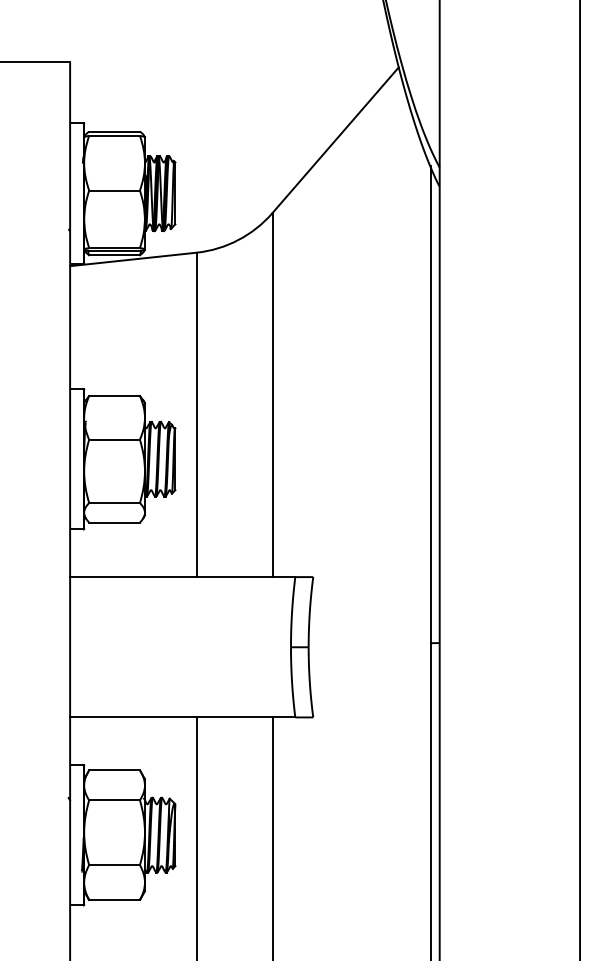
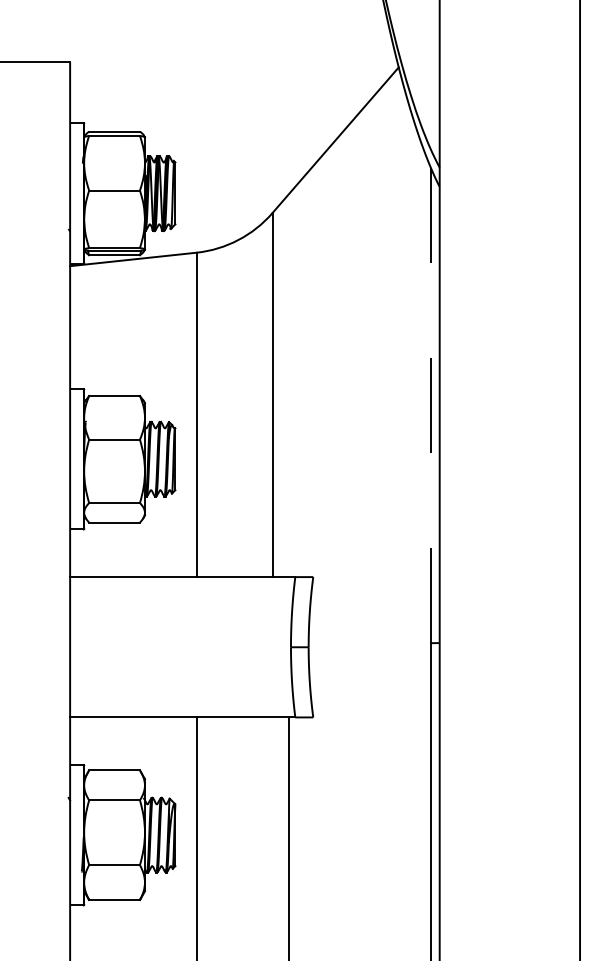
line: solid -> dashed (430, 404)
line position: (272, 837) -> (288, 837) (288, 837)
